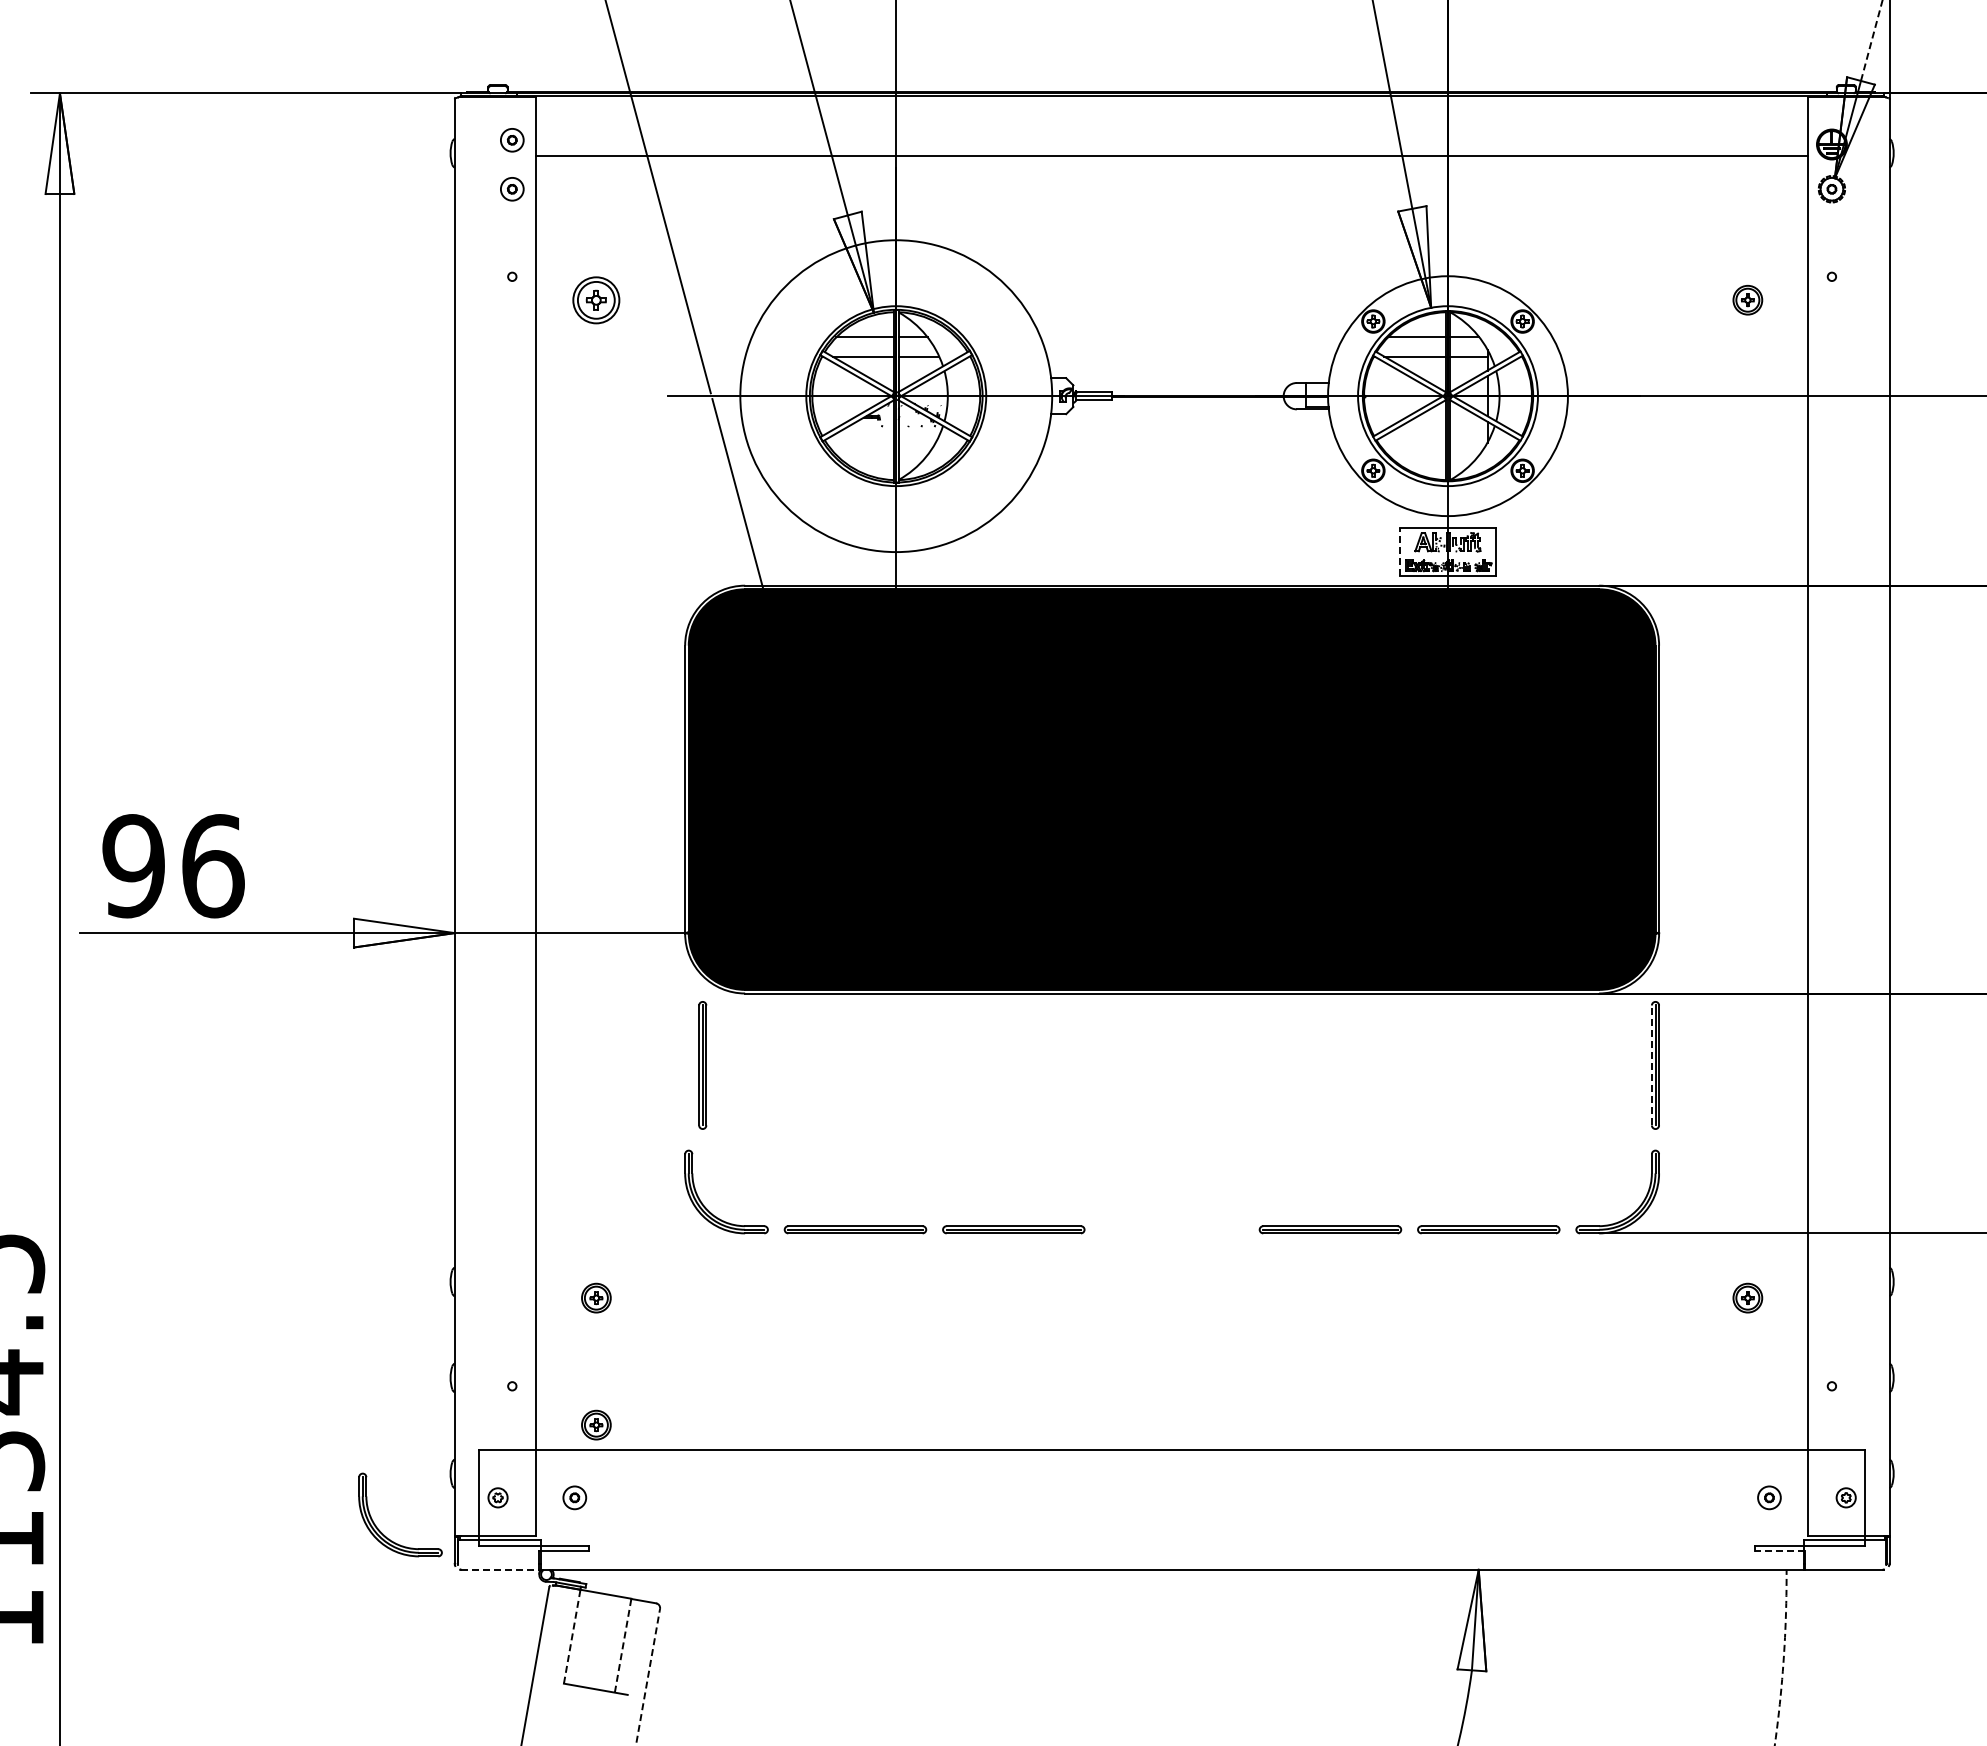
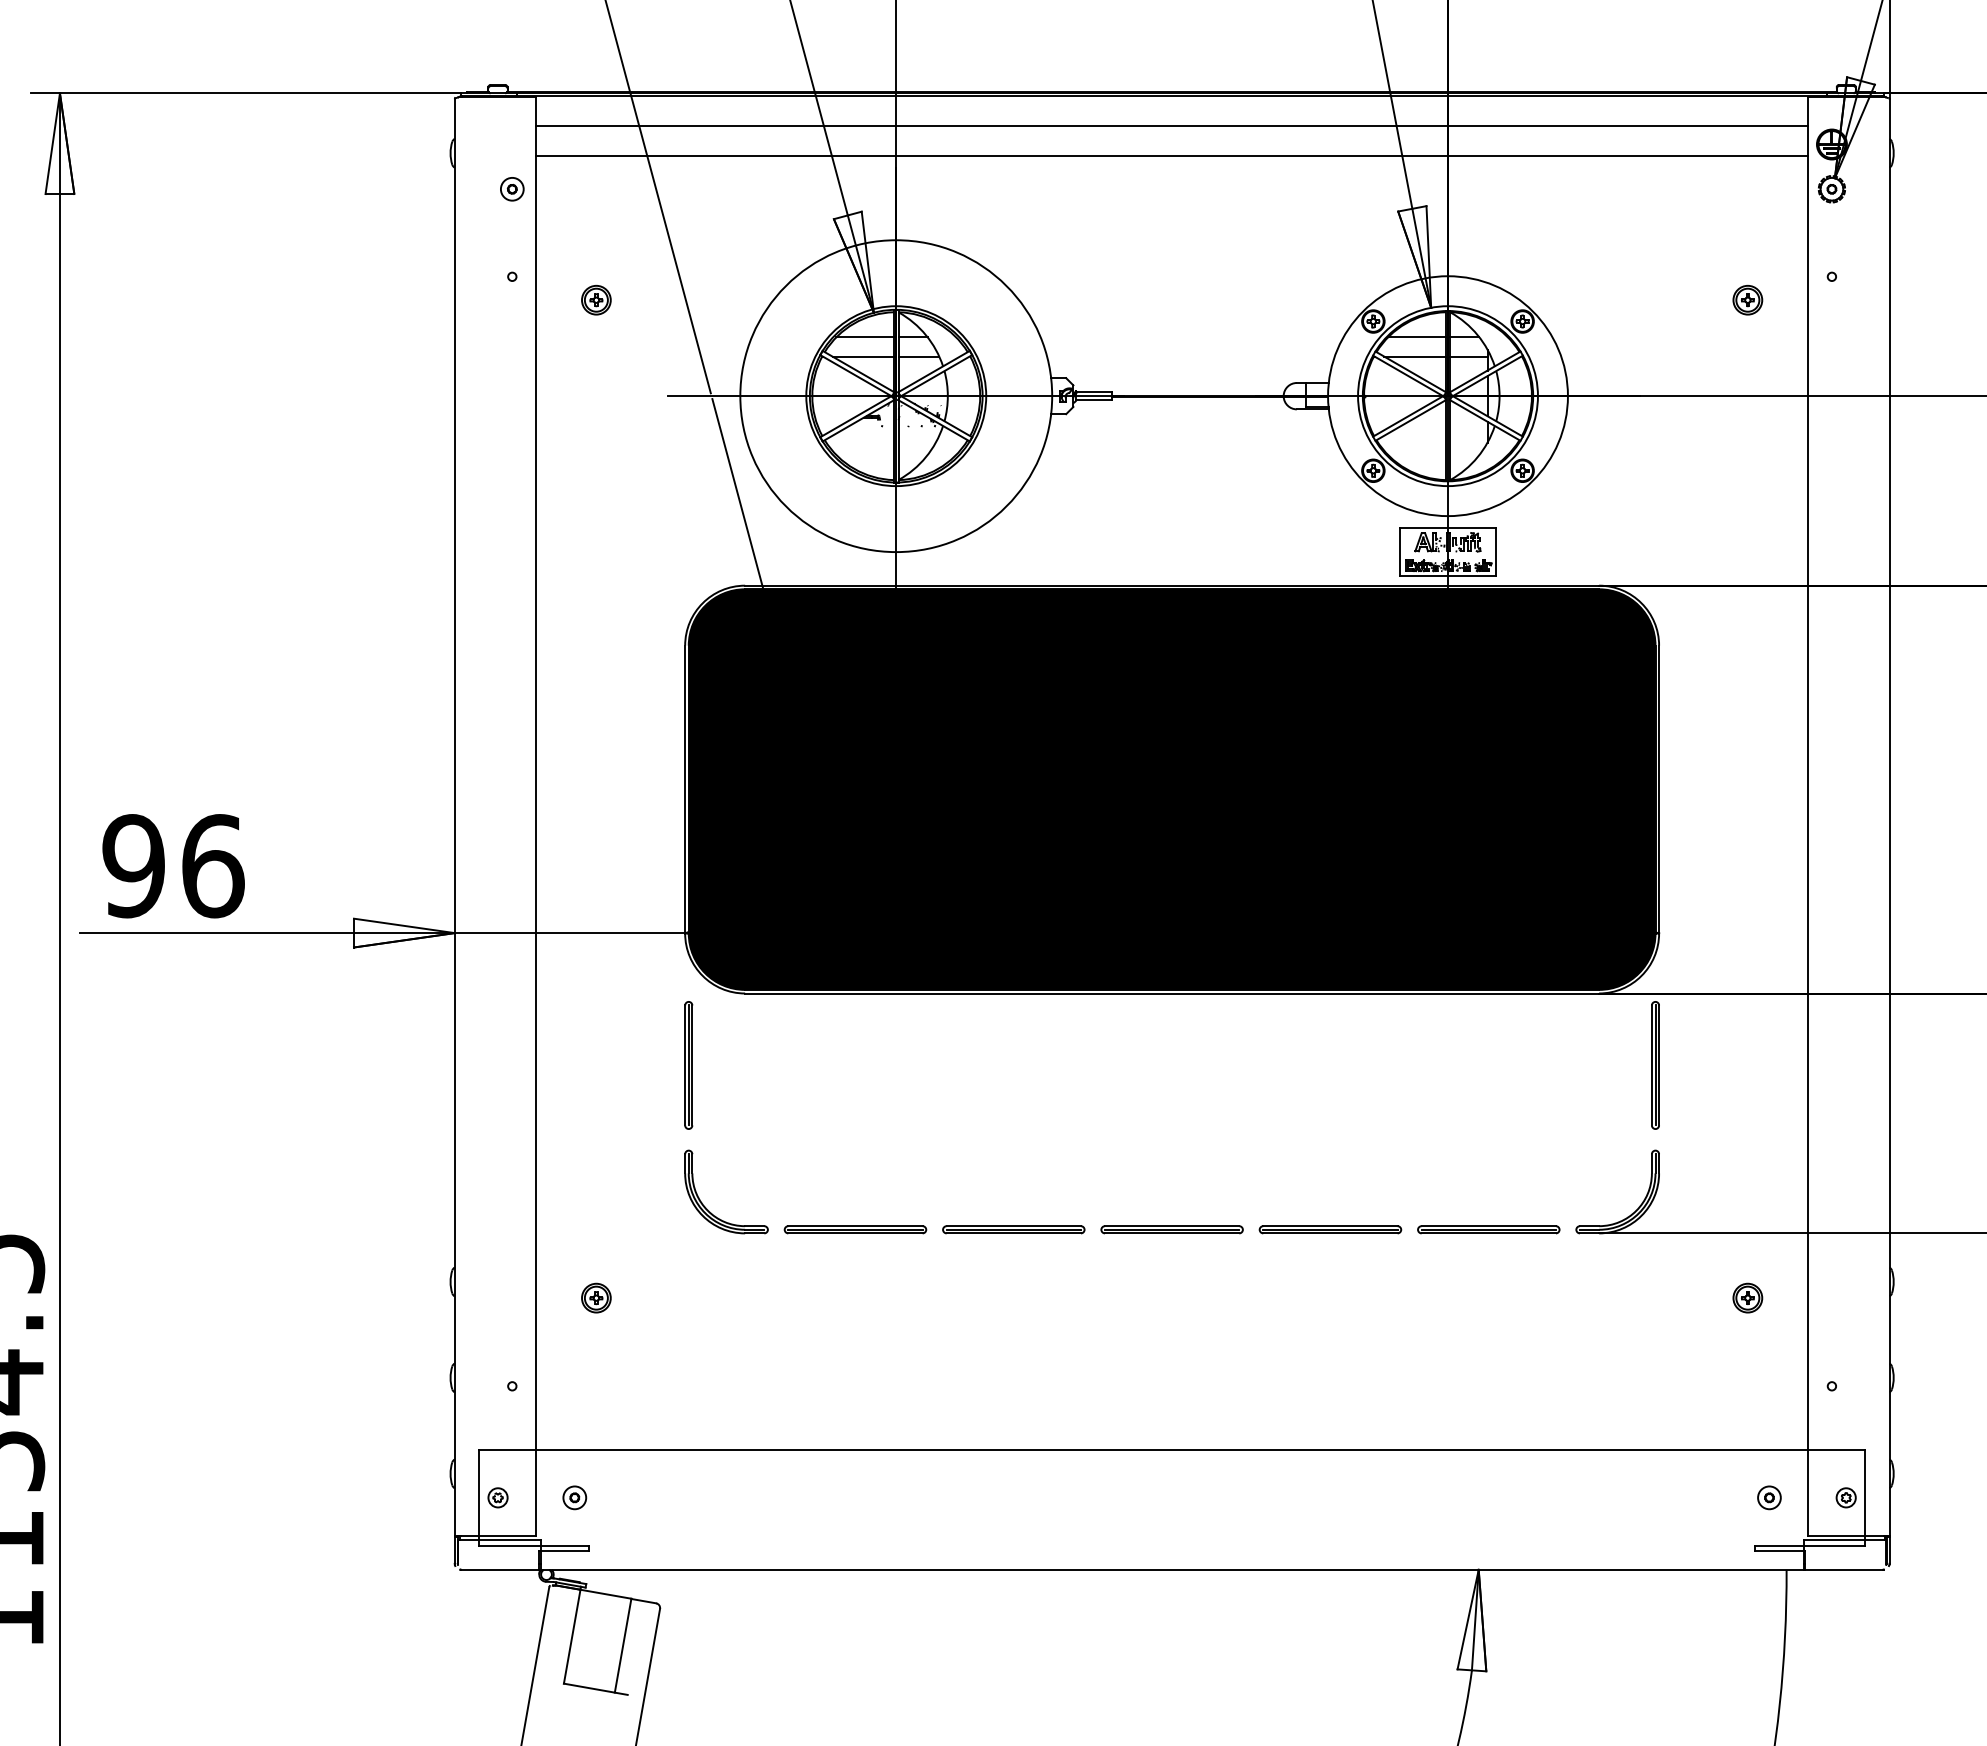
line: dashed -> solid (1871, 40)
line: none -> present (1171, 126)
part: present -> none (512, 140)
part size: 49x49 px -> 31x32 px (596, 299)
line: dashed -> solid (1400, 552)
part position: (702, 1065) -> (688, 1065) (688, 1065)
line: dashed -> solid (1651, 1065)
part: none -> present (1171, 1229)
part: present -> none (596, 1424)
part: present -> none (382, 1532)
line: dashed -> solid (1779, 1550)
line: dashed -> solid (500, 1569)
line: dashed -> solid (572, 1636)
line: dashed -> solid (623, 1645)
arc: dashed -> solid (1783, 1658)
line: dashed -> solid (648, 1676)
